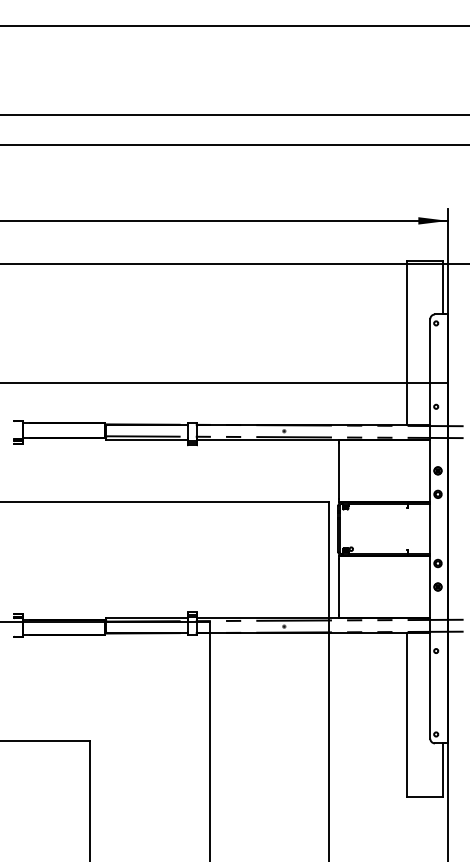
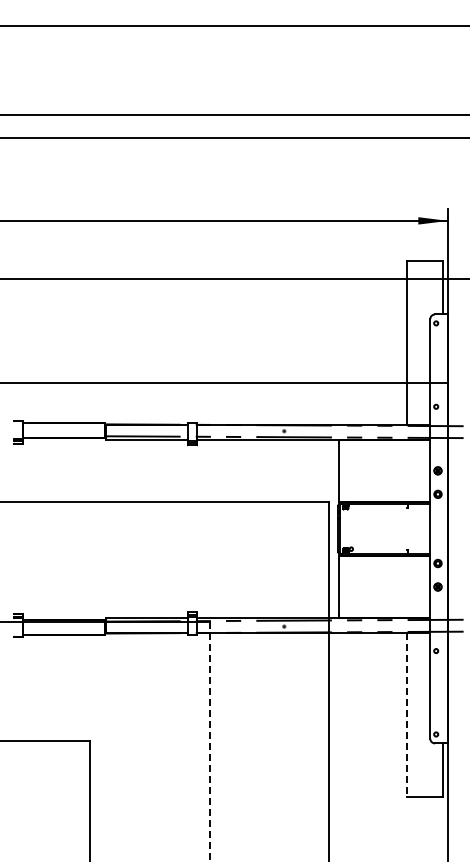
line position: (234, 145) -> (234, 138) (234, 138)
line position: (234, 264) -> (234, 279) (234, 279)
line: solid -> dashed (407, 715)
line: solid -> dashed (209, 741)
